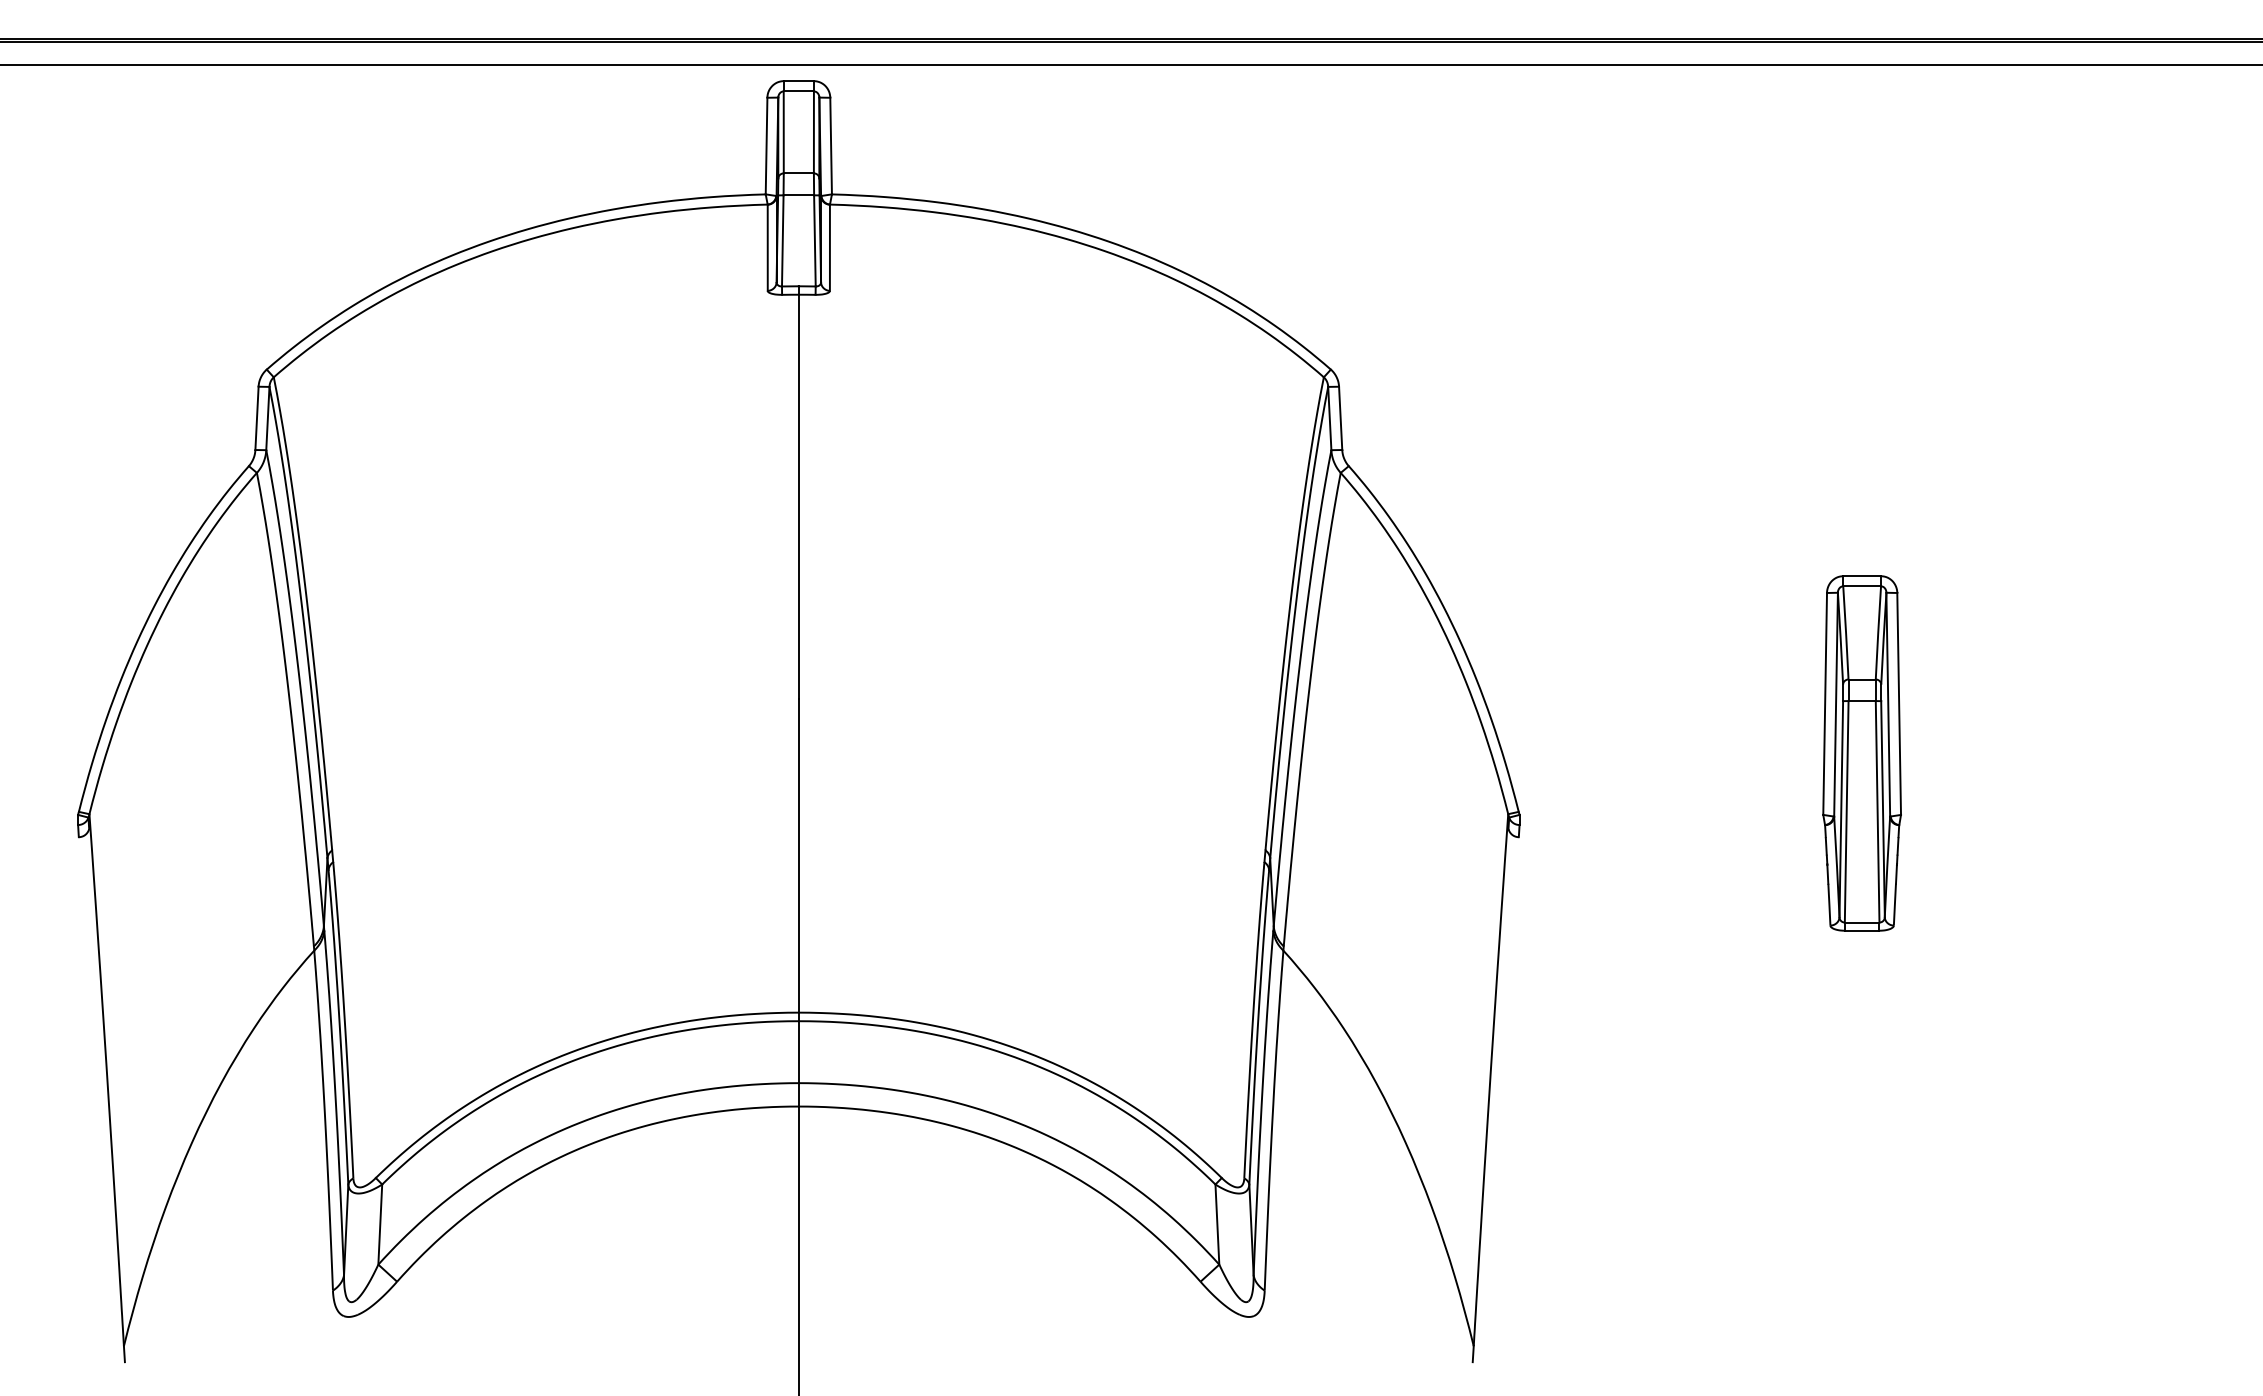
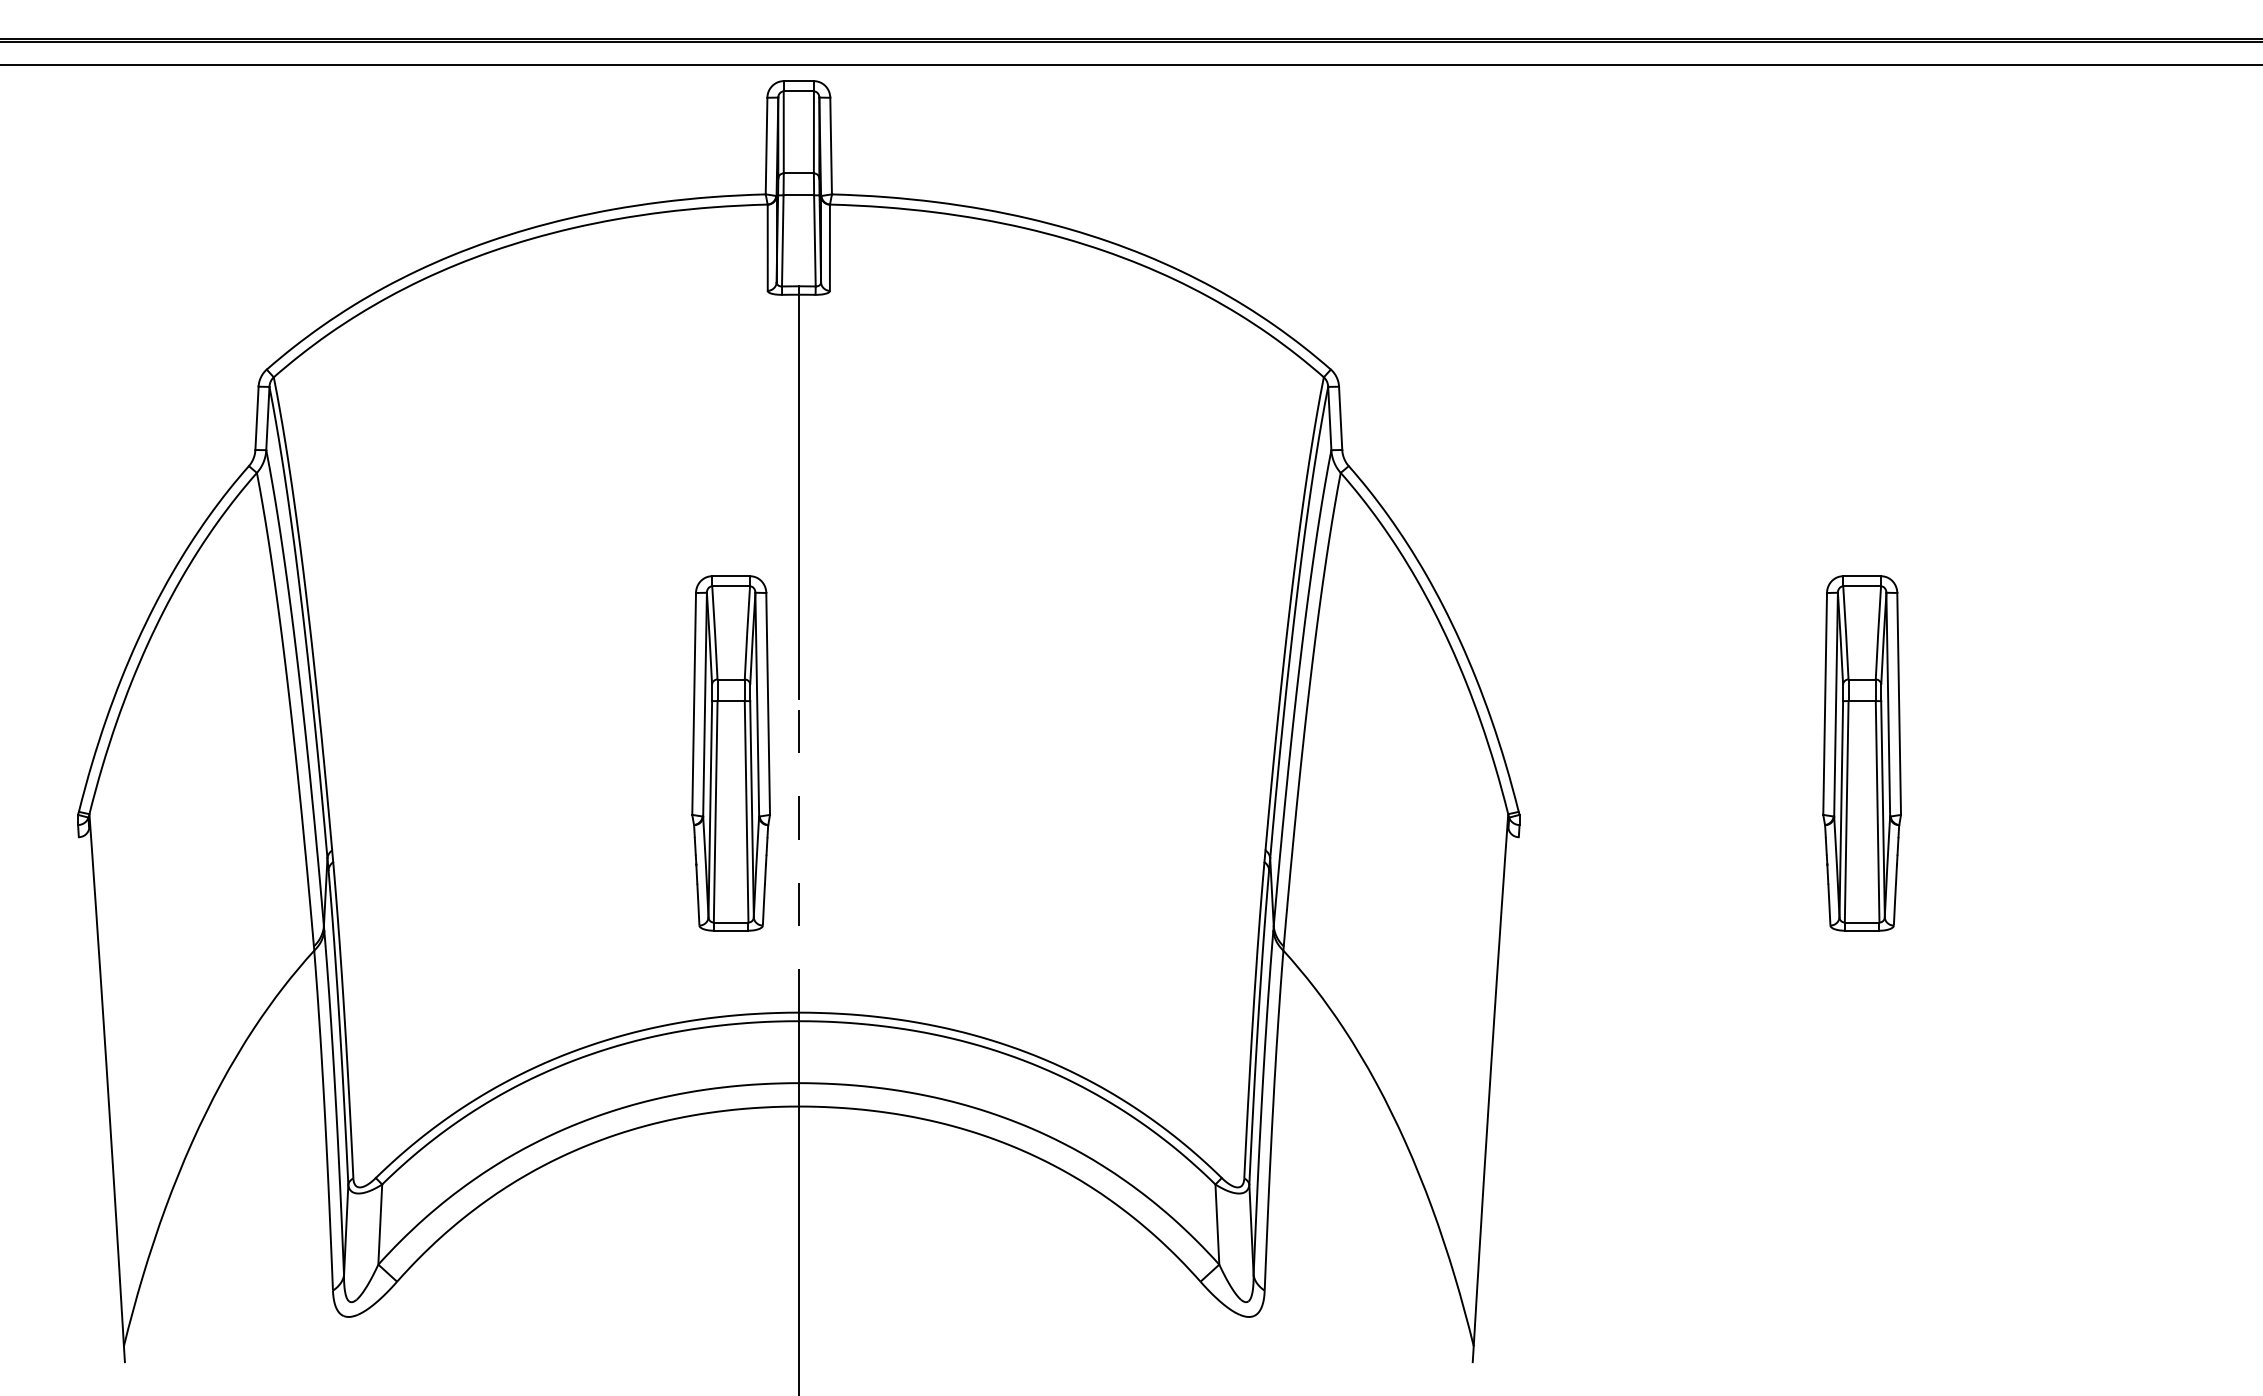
part: none -> present (730, 753)
line: solid -> dashed (798, 856)
